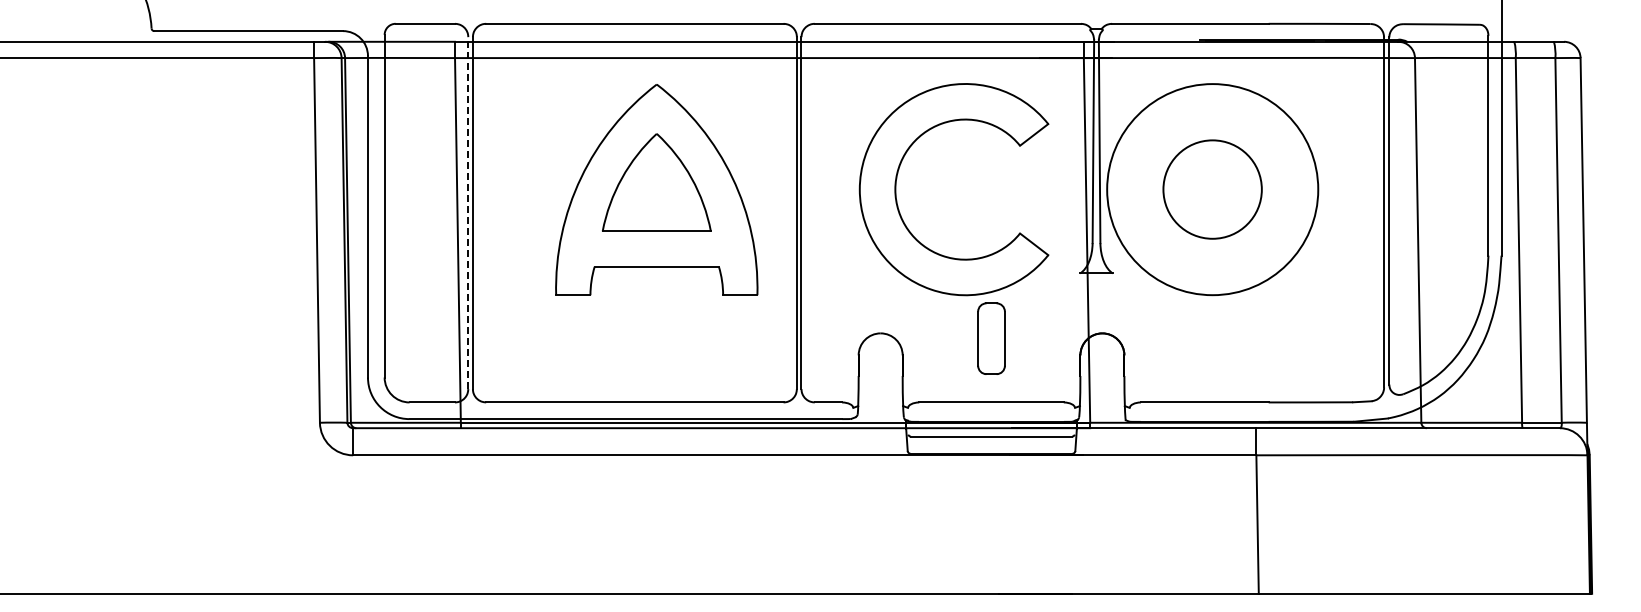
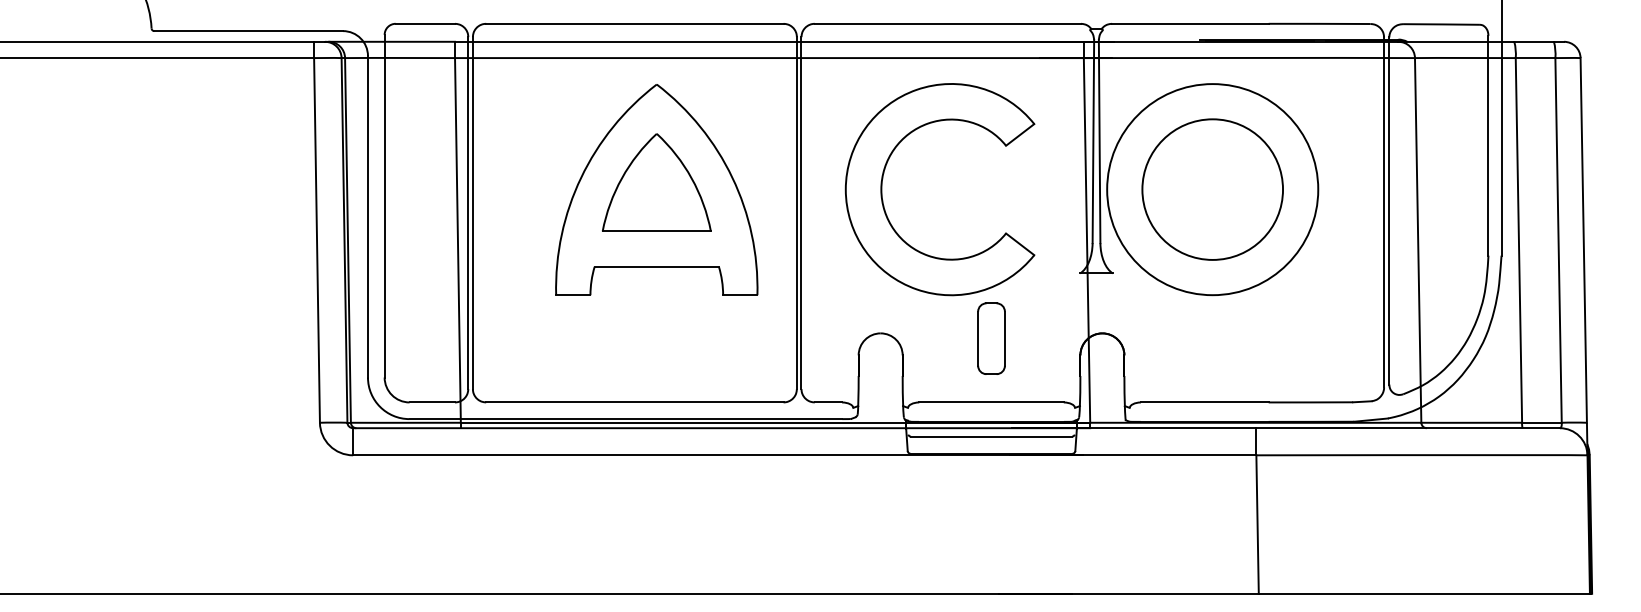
part position: (896, 189) -> (882, 189) (882, 189)
circle size: 101x101 px -> 143x143 px (1212, 189)
line: dashed -> solid (468, 213)
